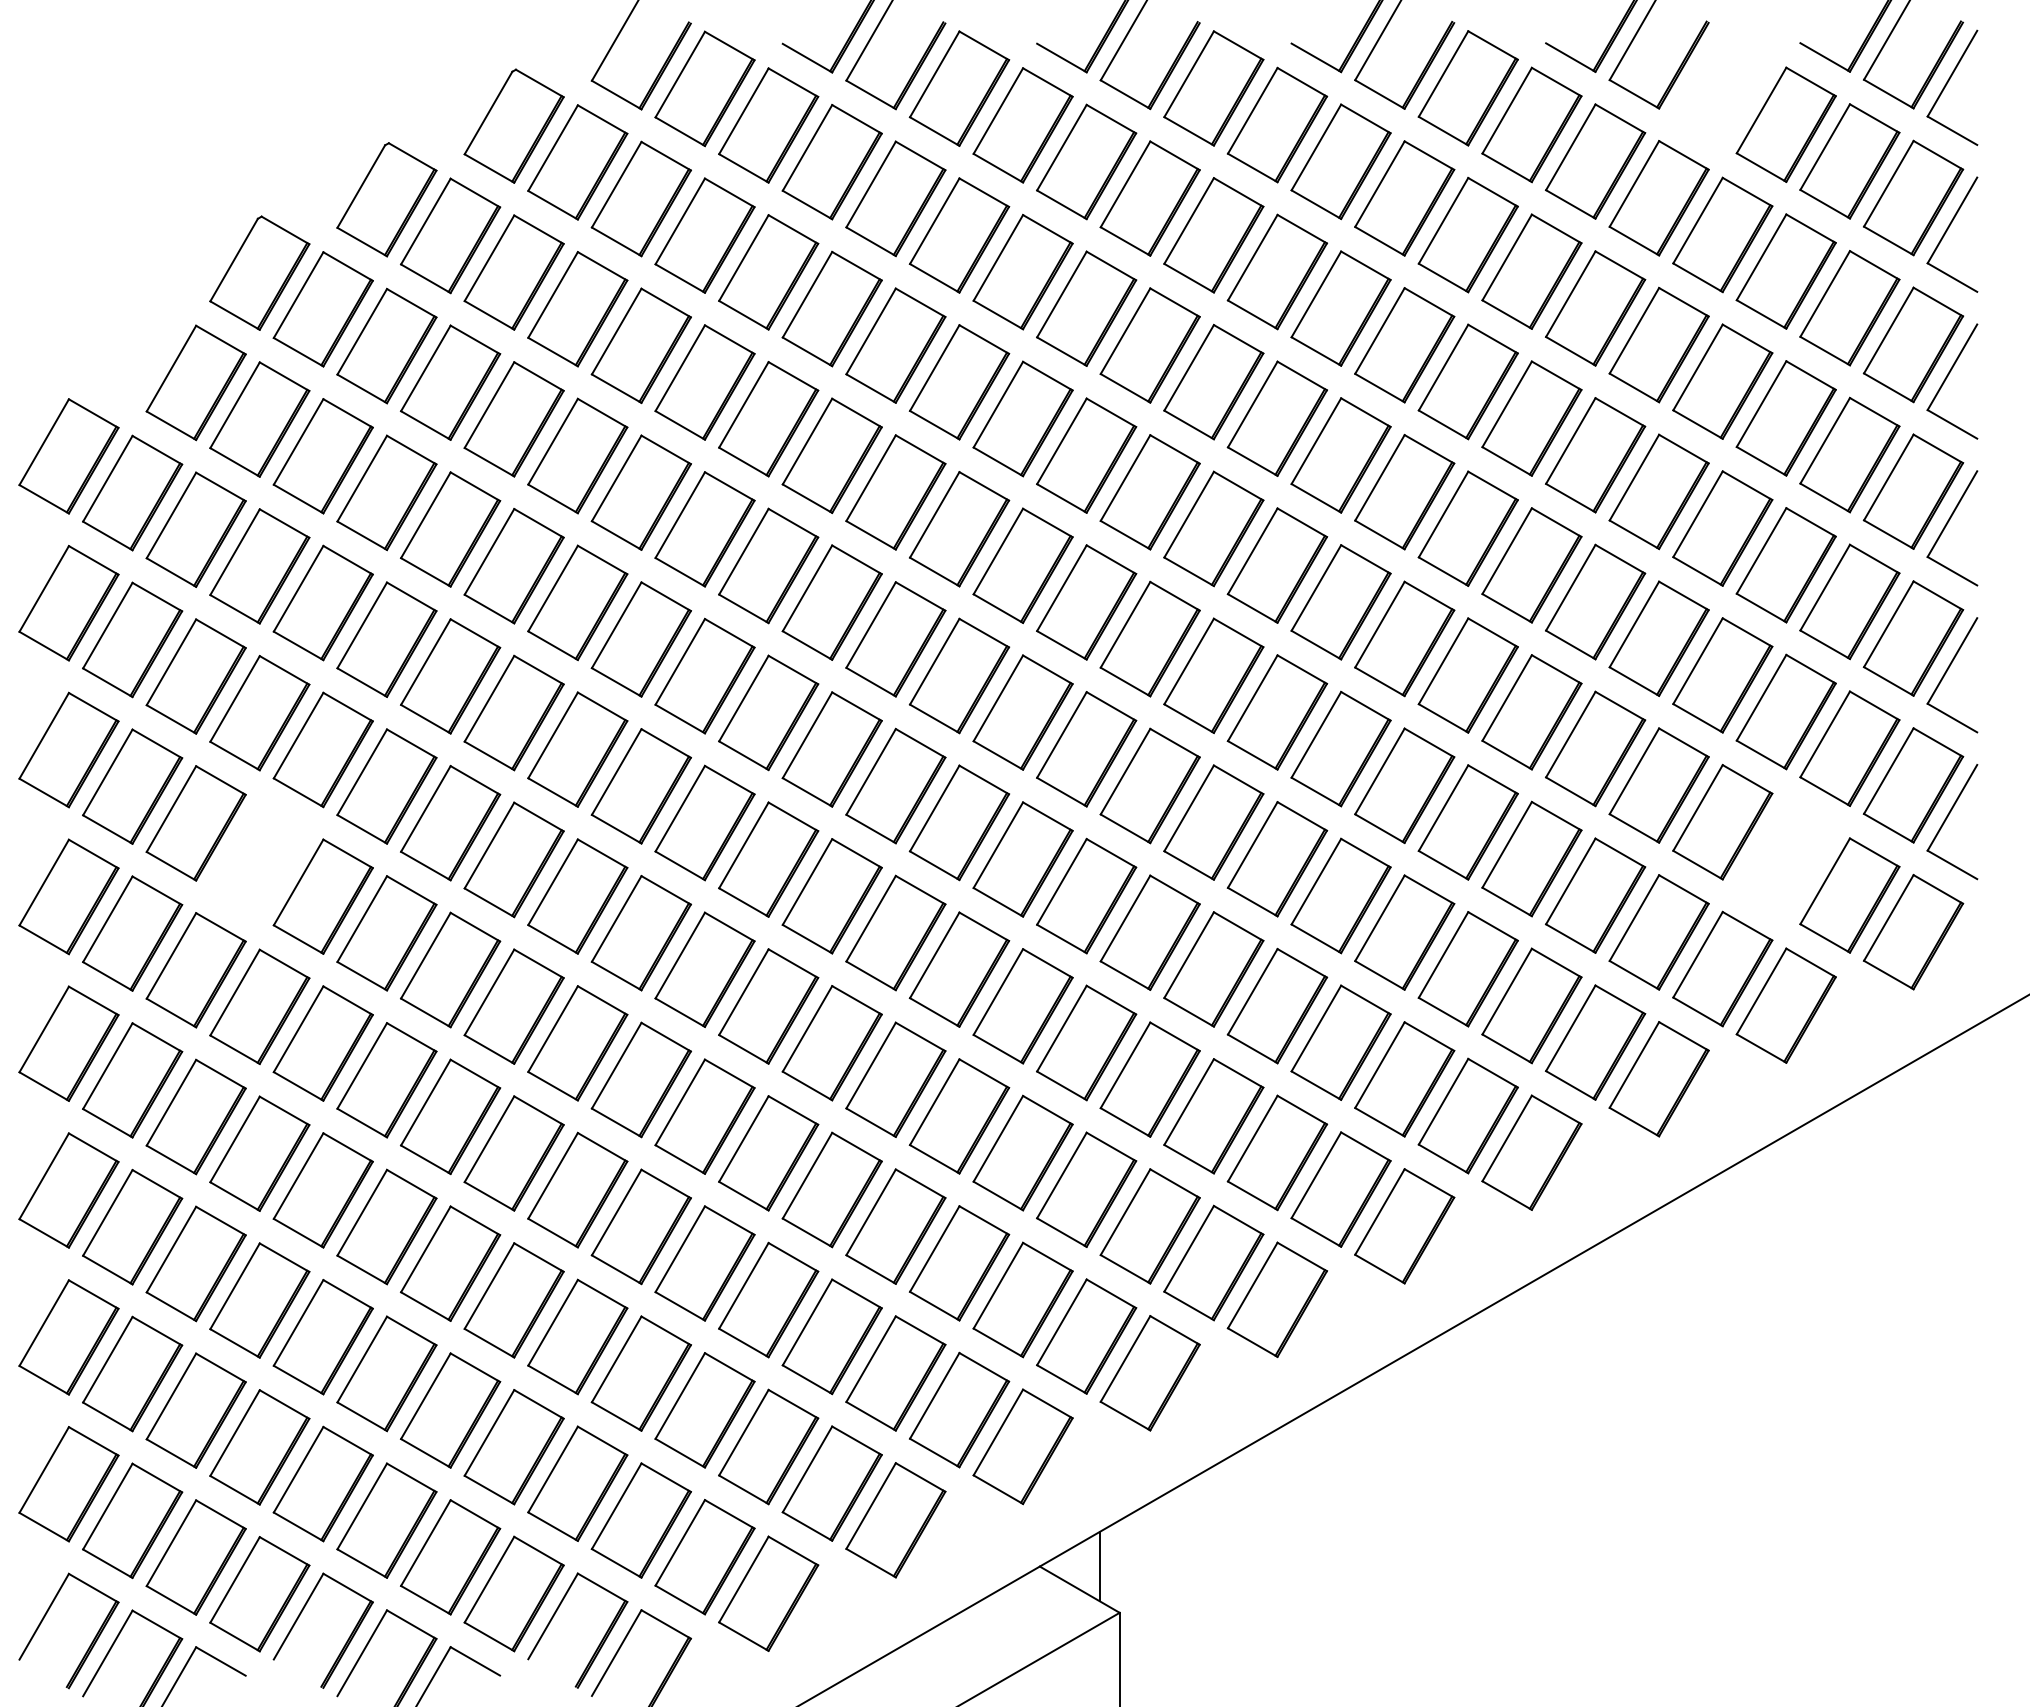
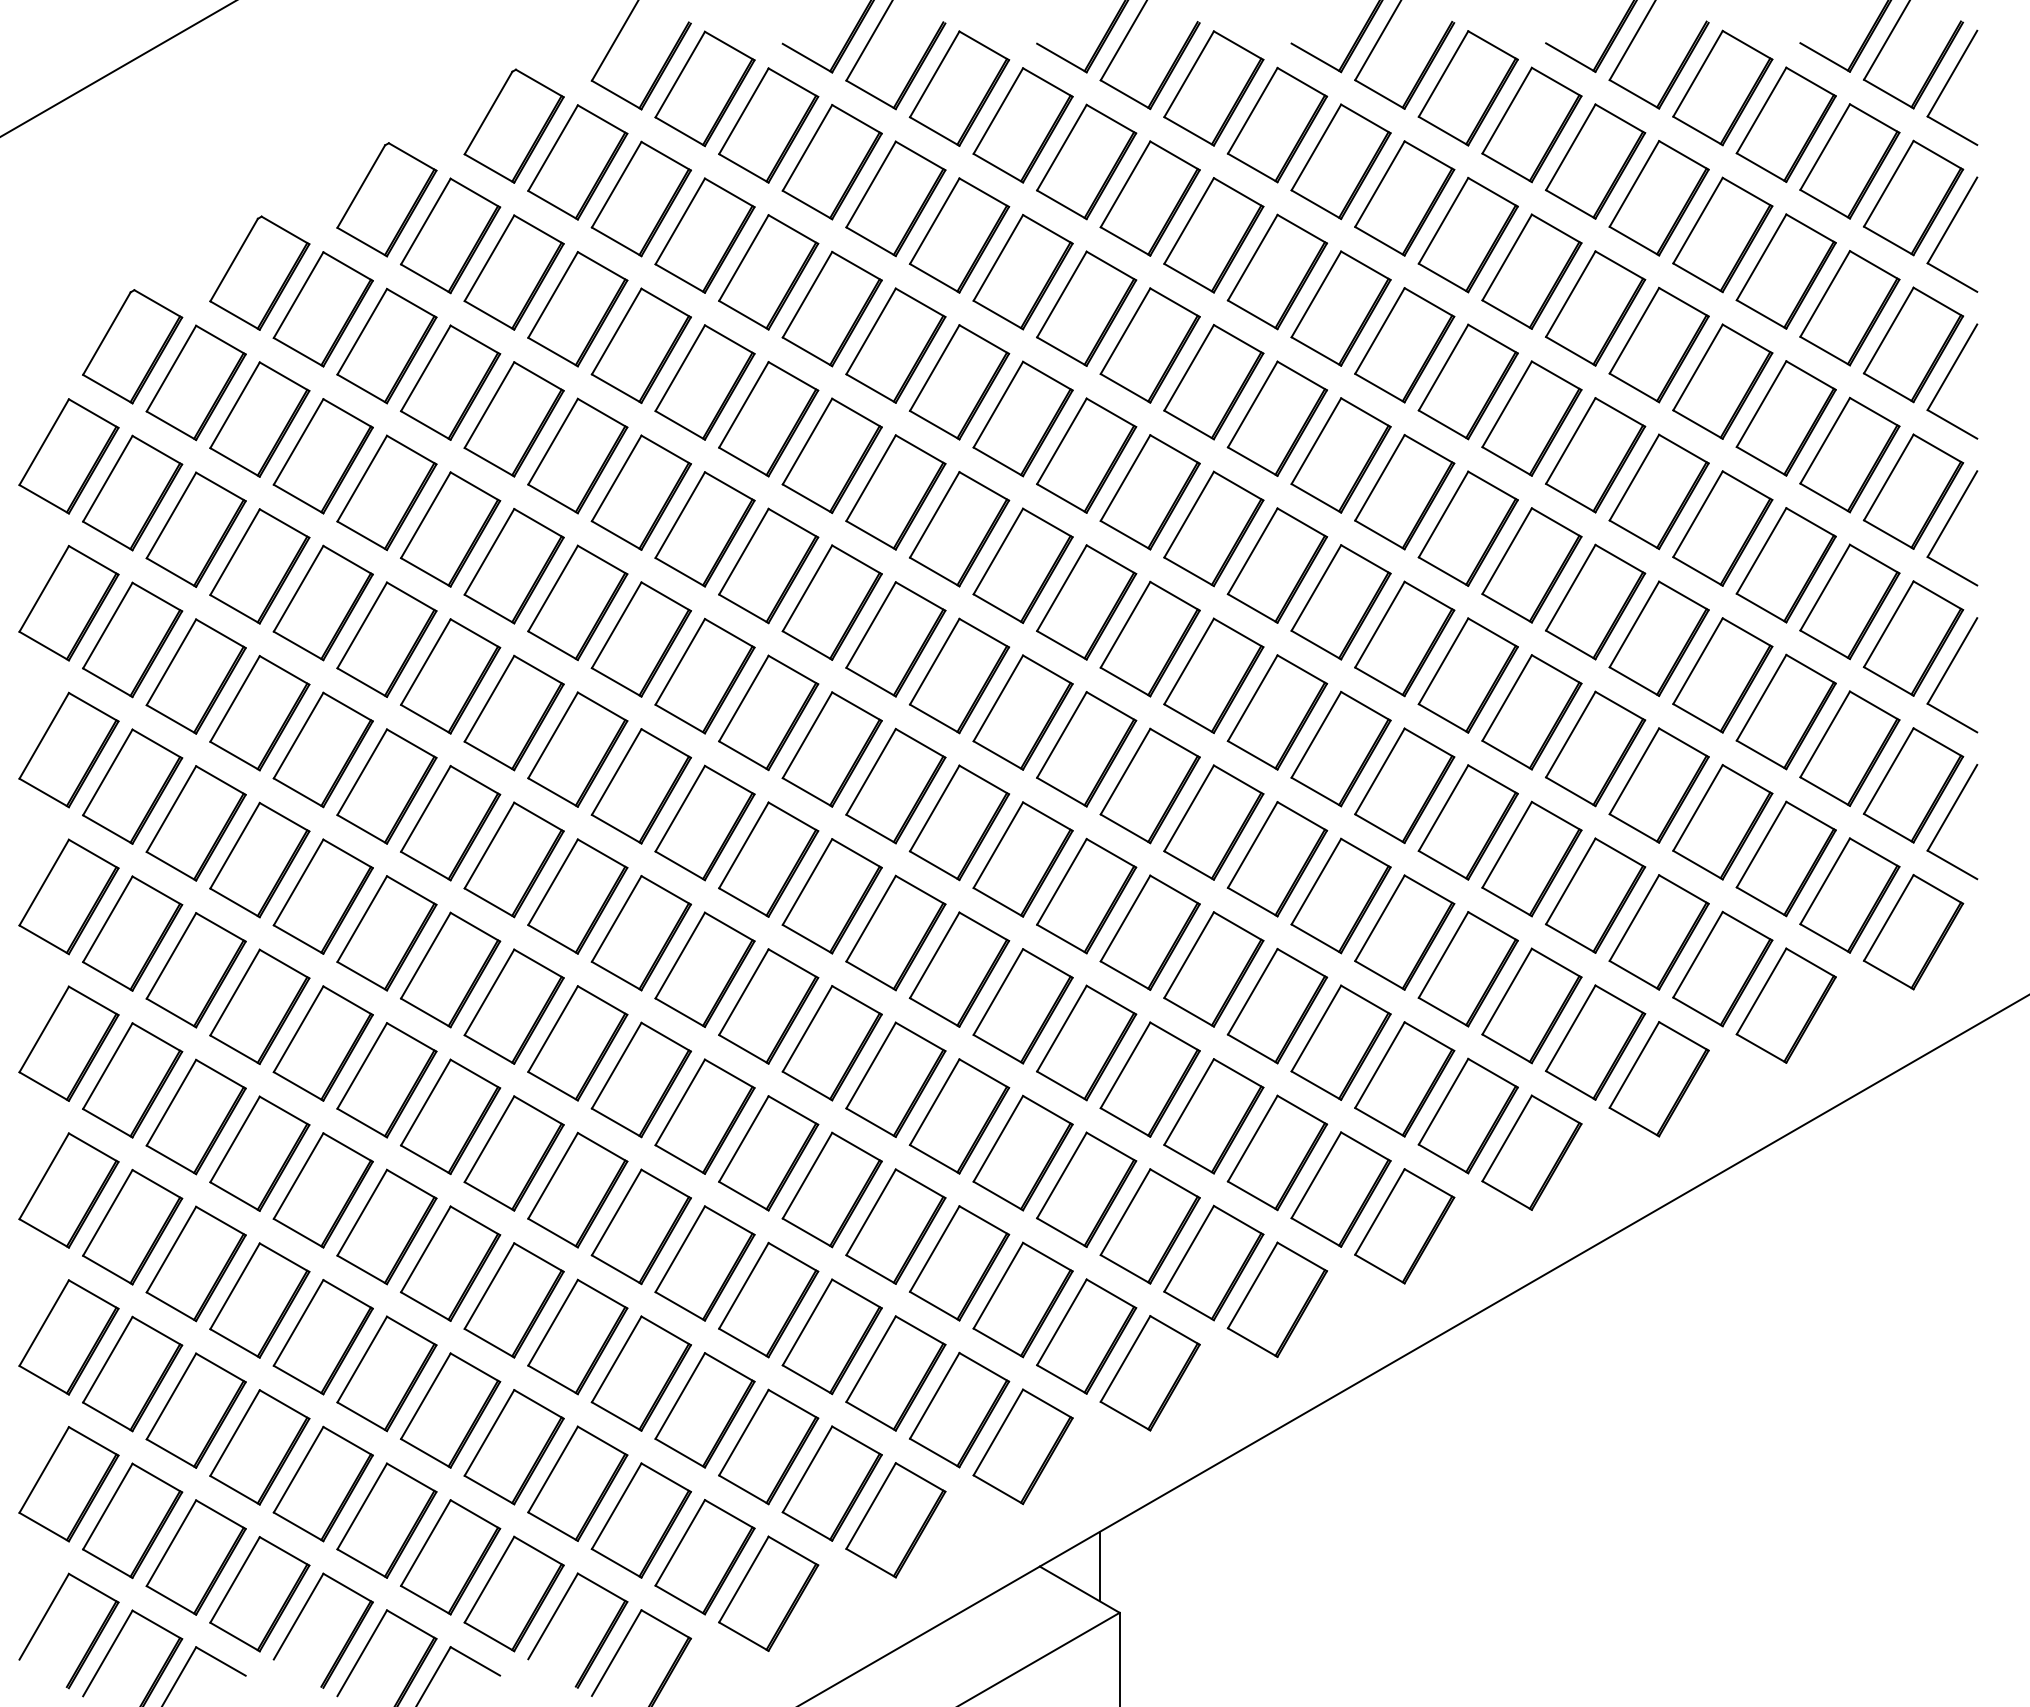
line: none -> present (117, 68)
part: none -> present (1722, 87)
part: none -> present (132, 346)
part: none -> present (1785, 858)
part: none -> present (259, 859)
